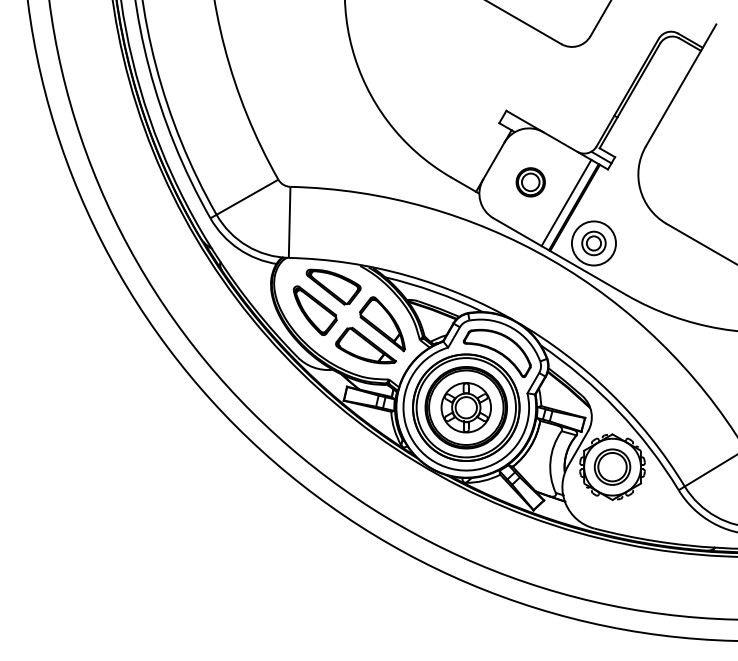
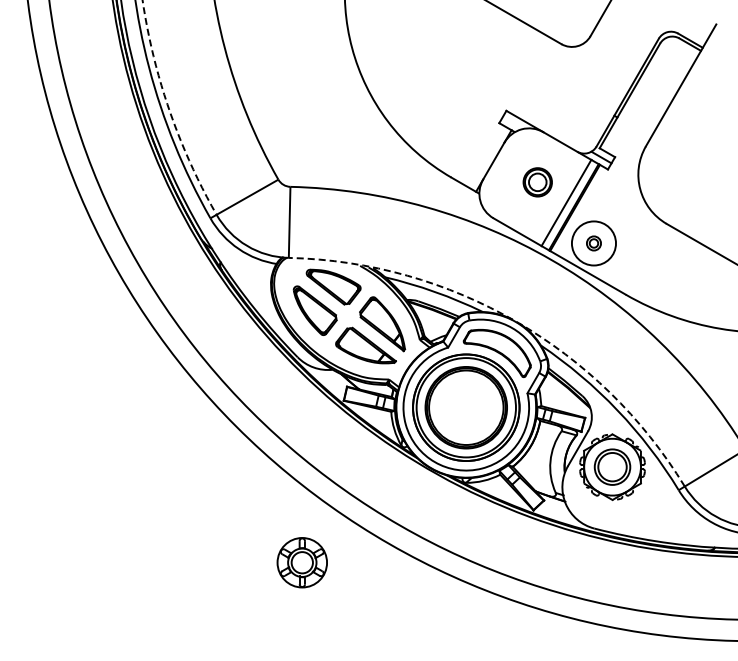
arc: solid -> dashed (170, 112)
part position: (530, 182) -> (537, 182) (537, 182)
part size: 26x27 px -> 16x17 px (593, 243)
arc: solid -> dashed (516, 321)
part position: (465, 407) -> (301, 562) (301, 562)
